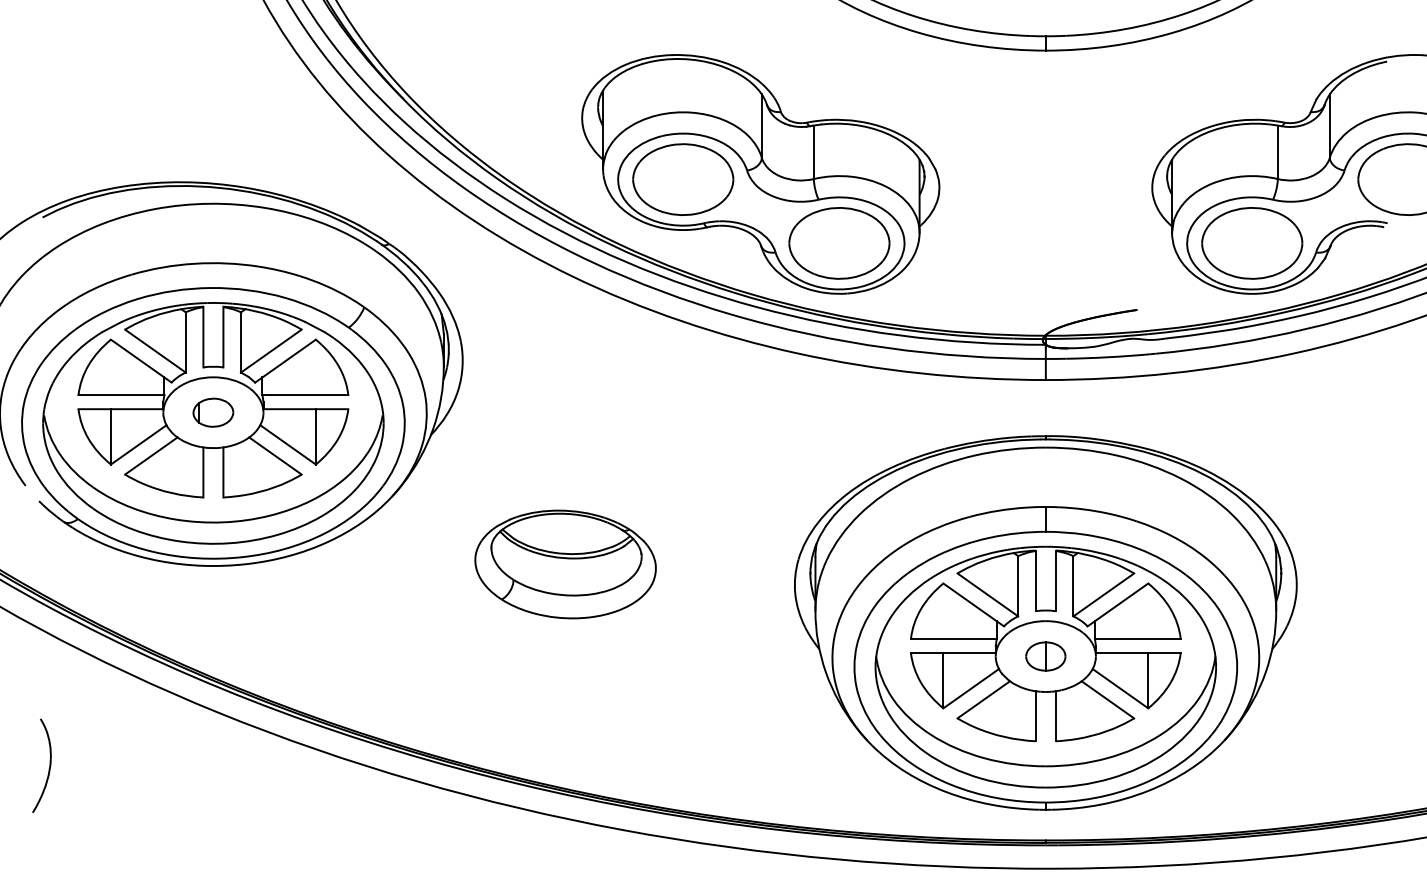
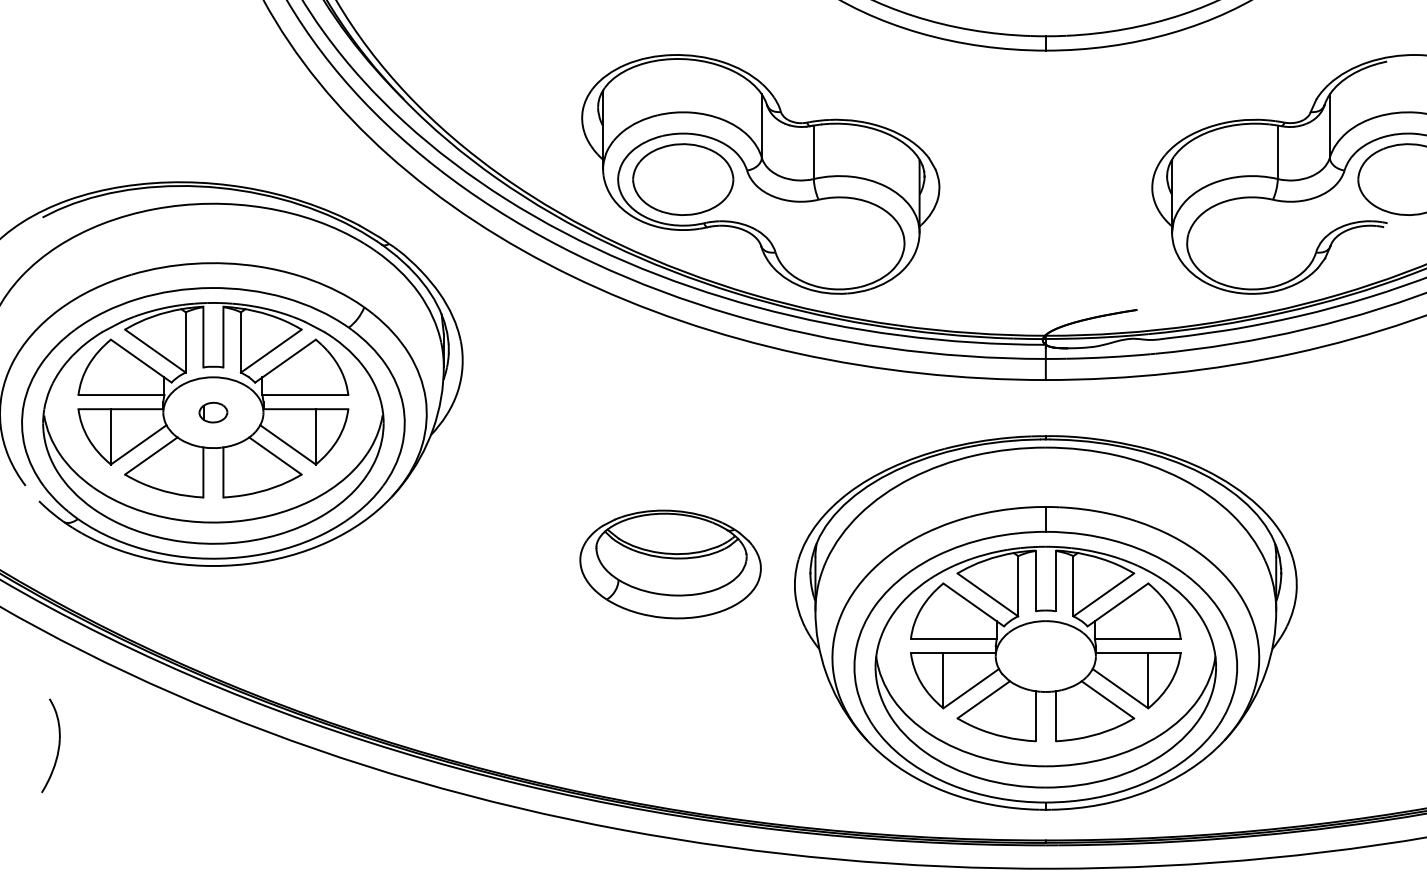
part: present -> none (839, 243)
part: present -> none (1252, 243)
part size: 43x31 px -> 31x23 px (213, 412)
part position: (565, 564) -> (670, 564) (670, 564)
part: present -> none (1045, 656)
part position: (48, 768) -> (57, 748) (57, 748)
